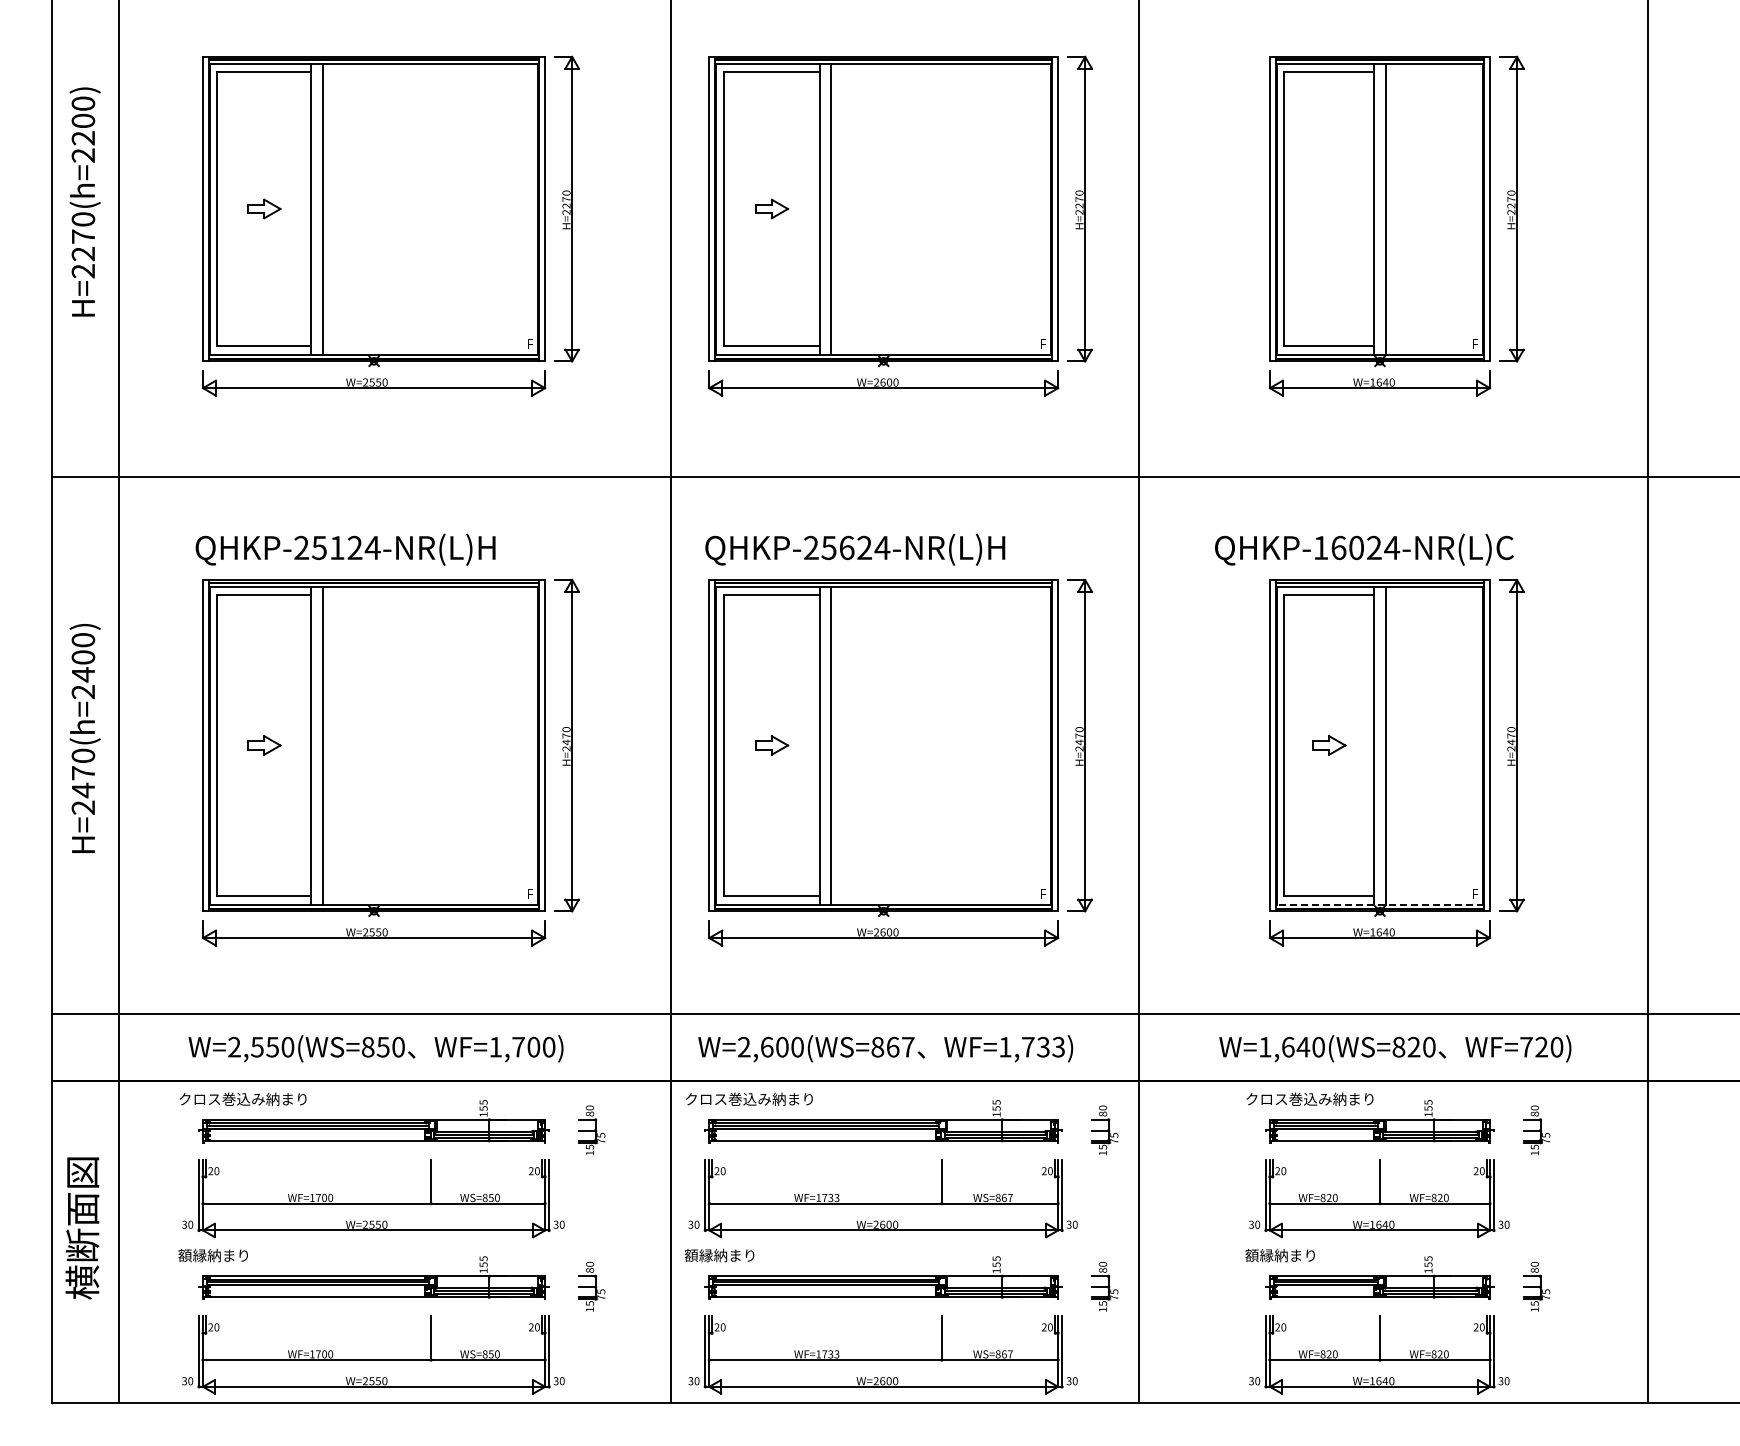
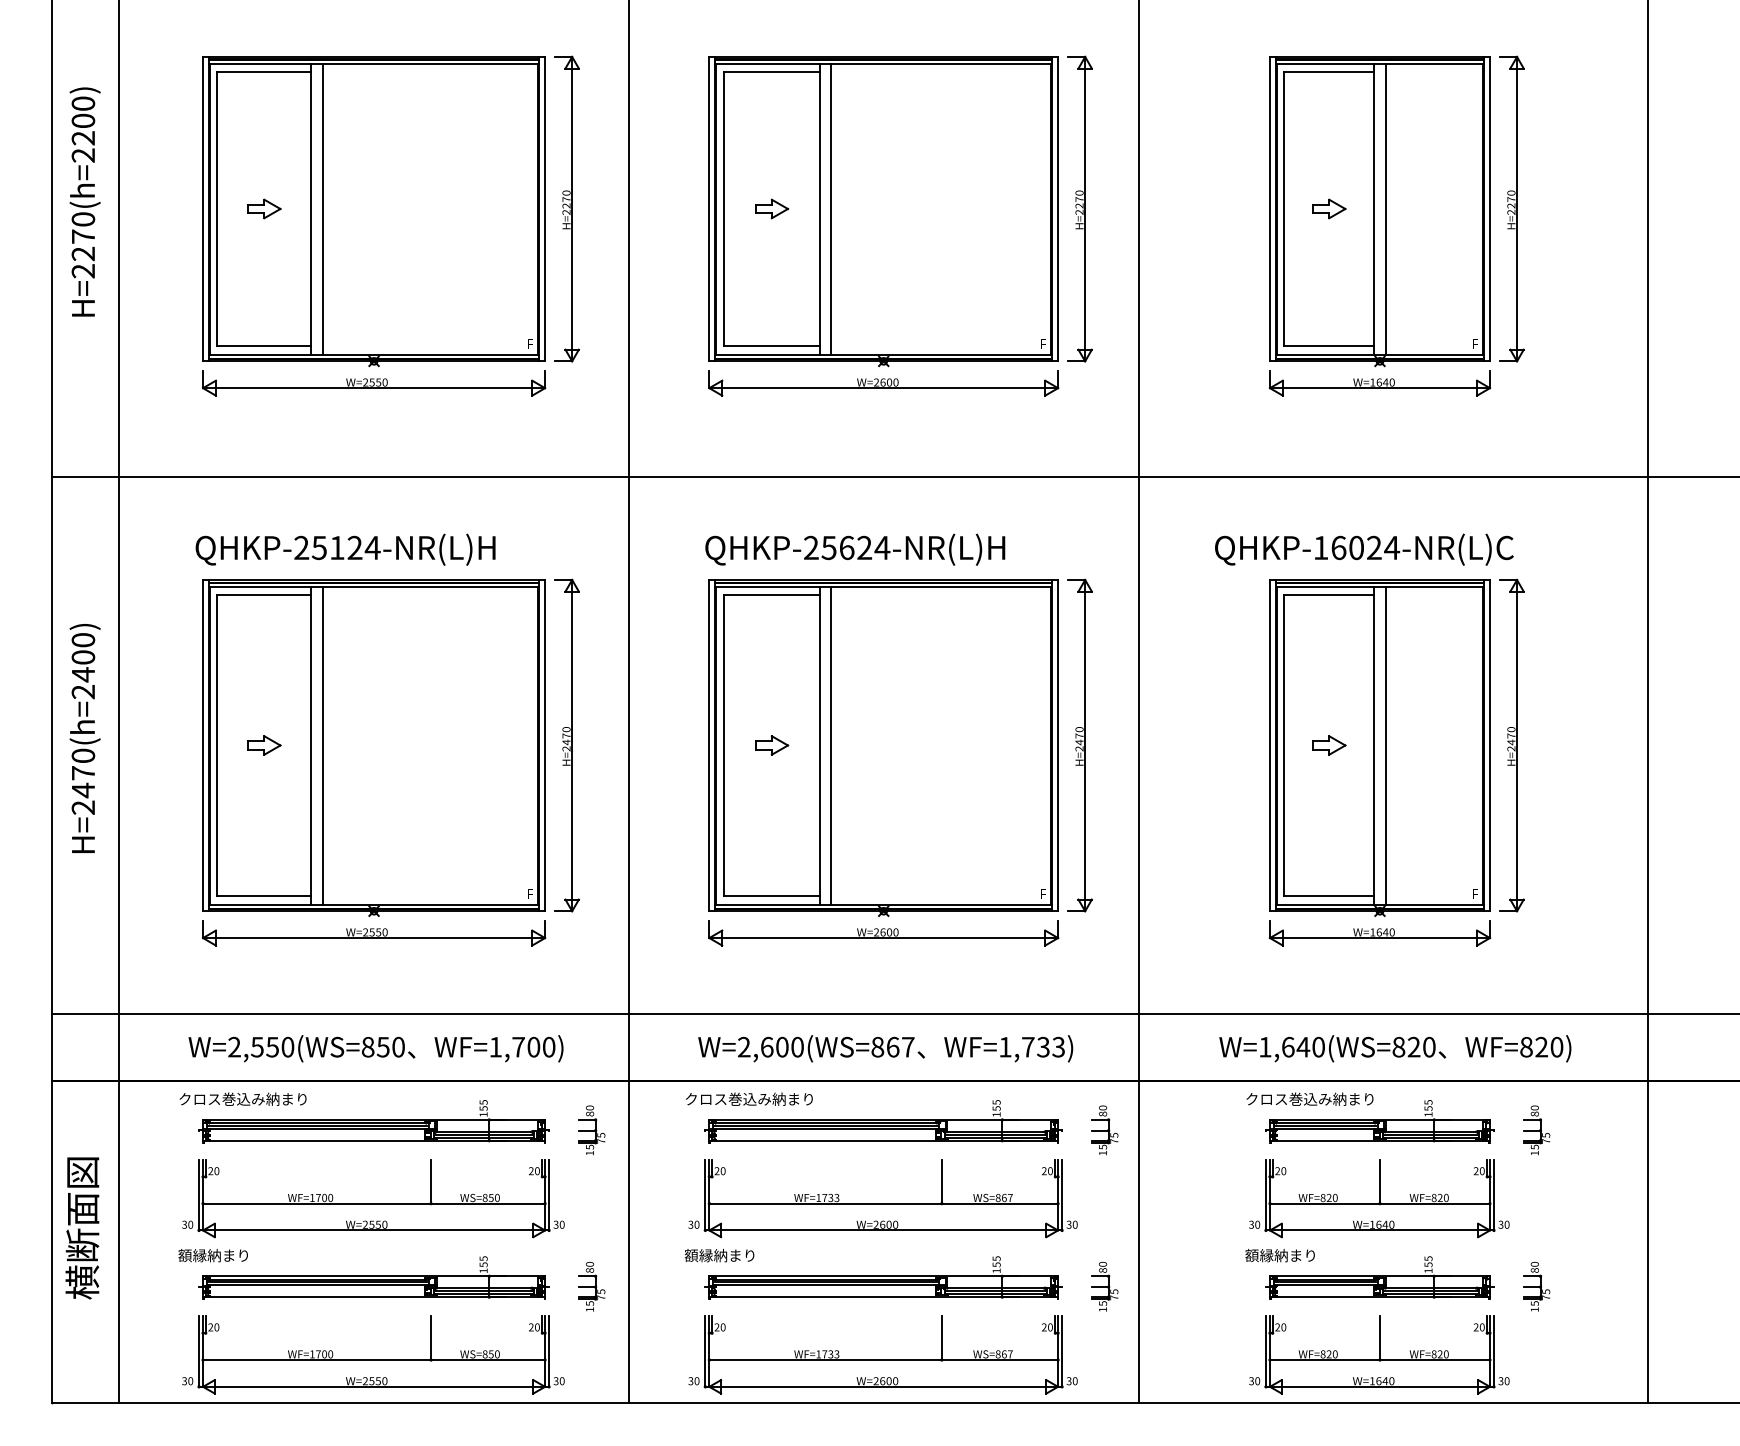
part: none -> present (1329, 208)
line position: (670, 702) -> (628, 702) (628, 702)
line: dashed -> solid (1379, 904)
text: WF=720) -> WF=820) (1526, 1047)
